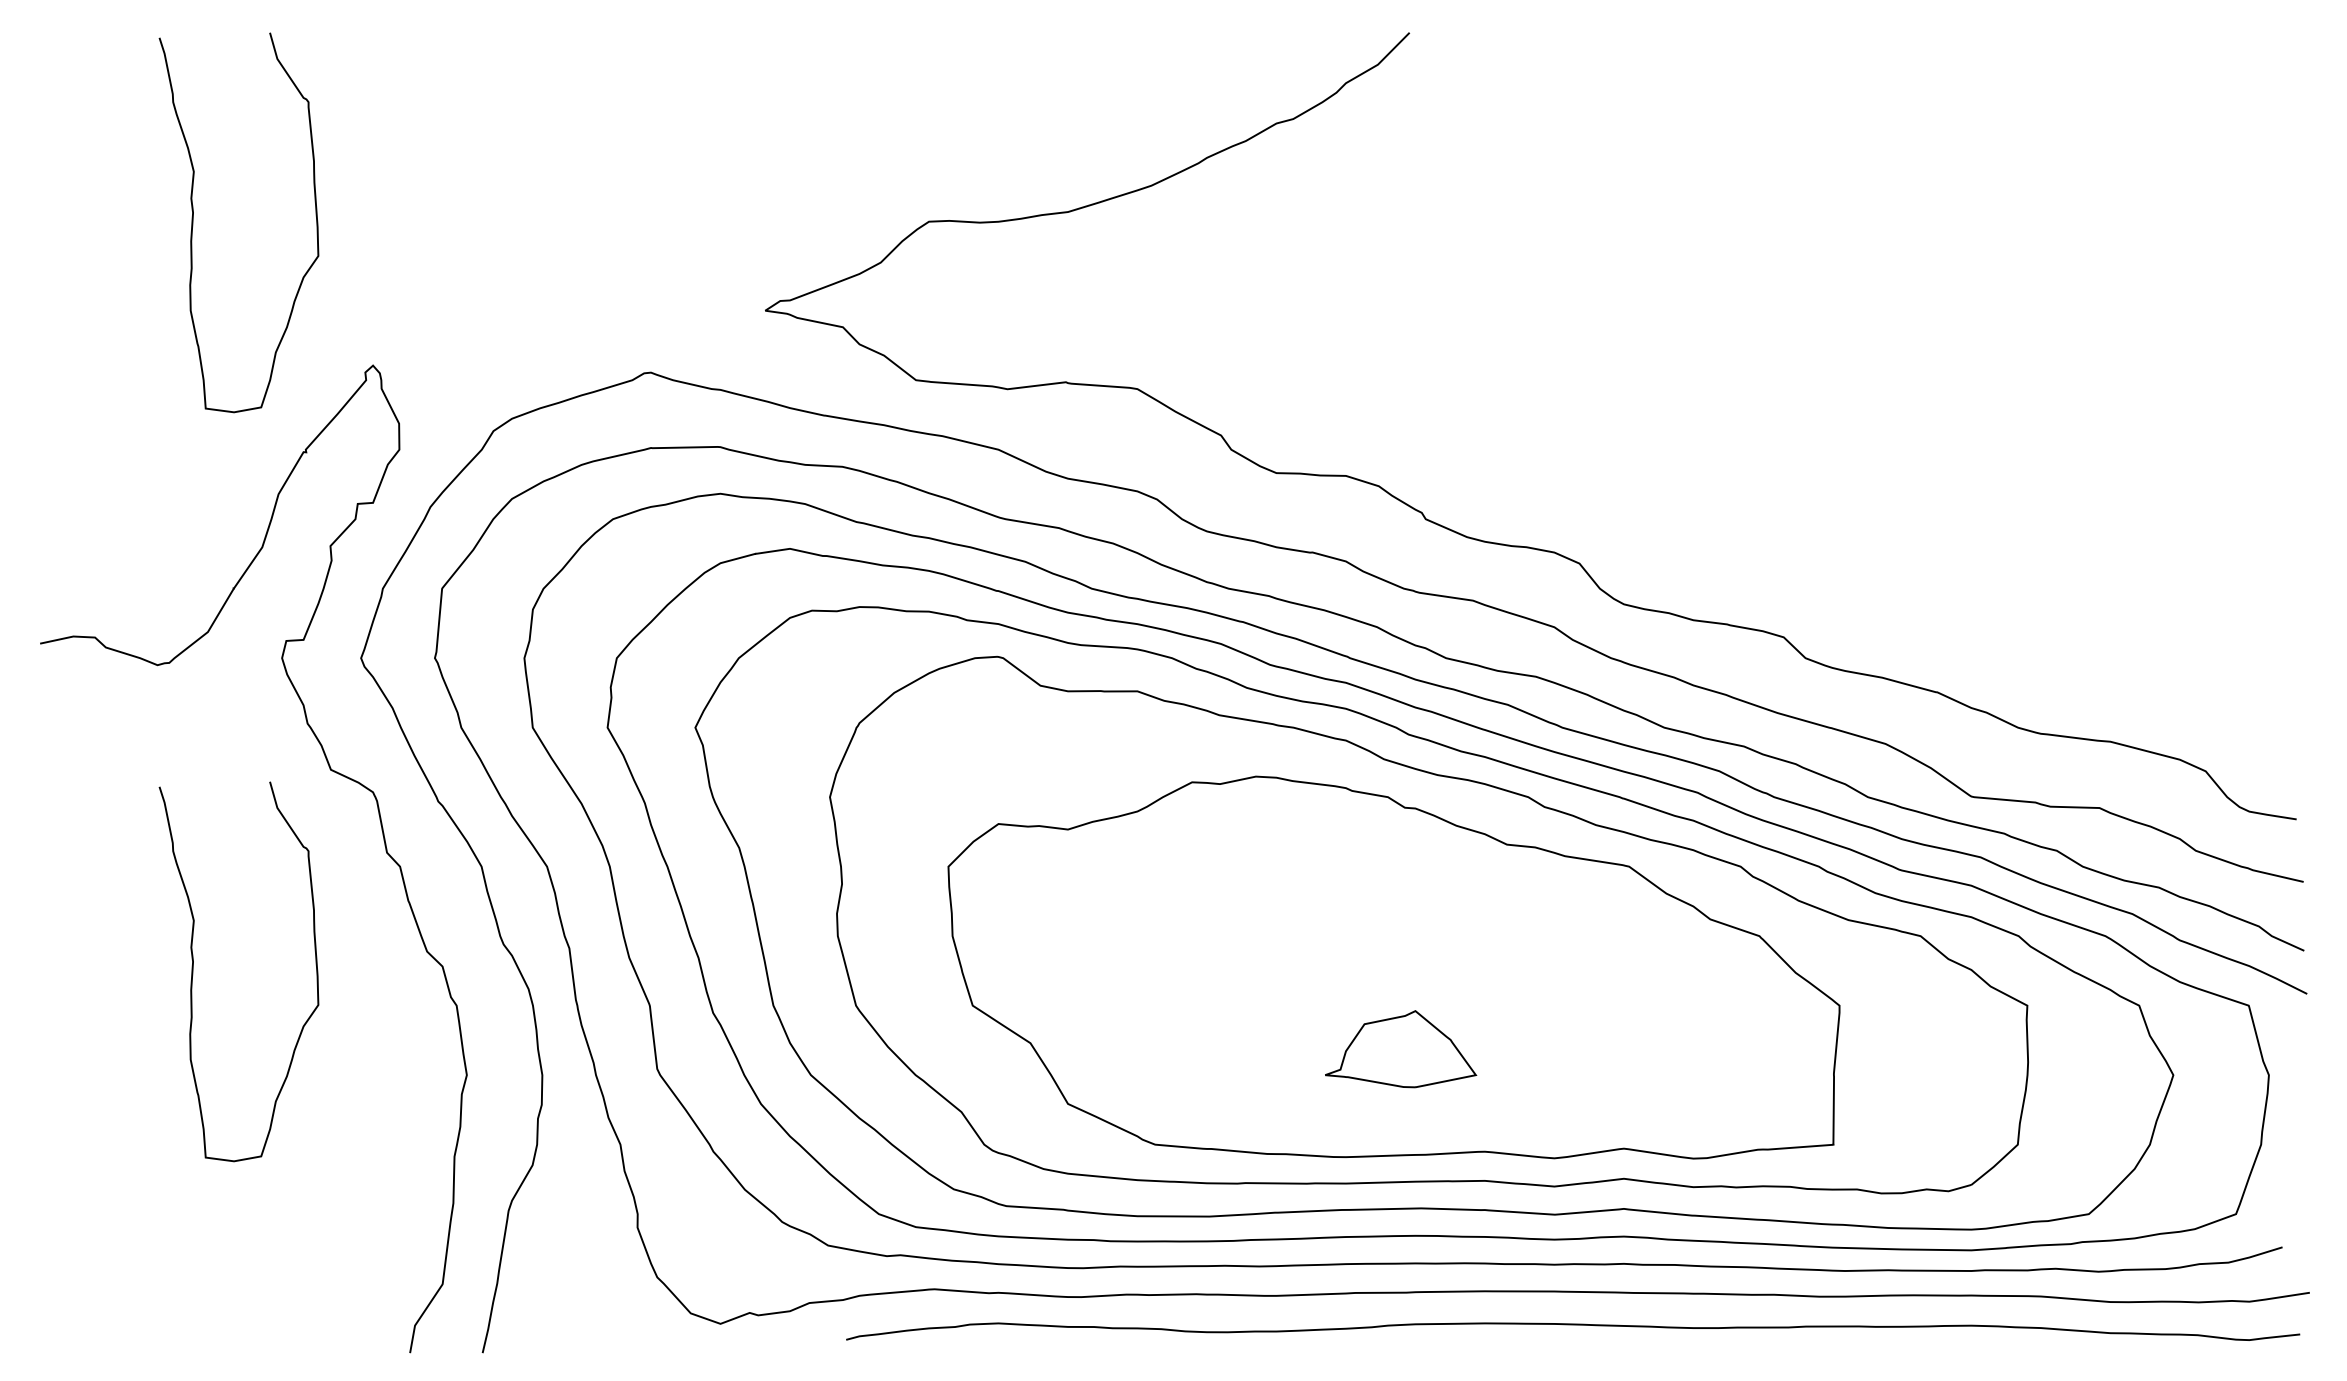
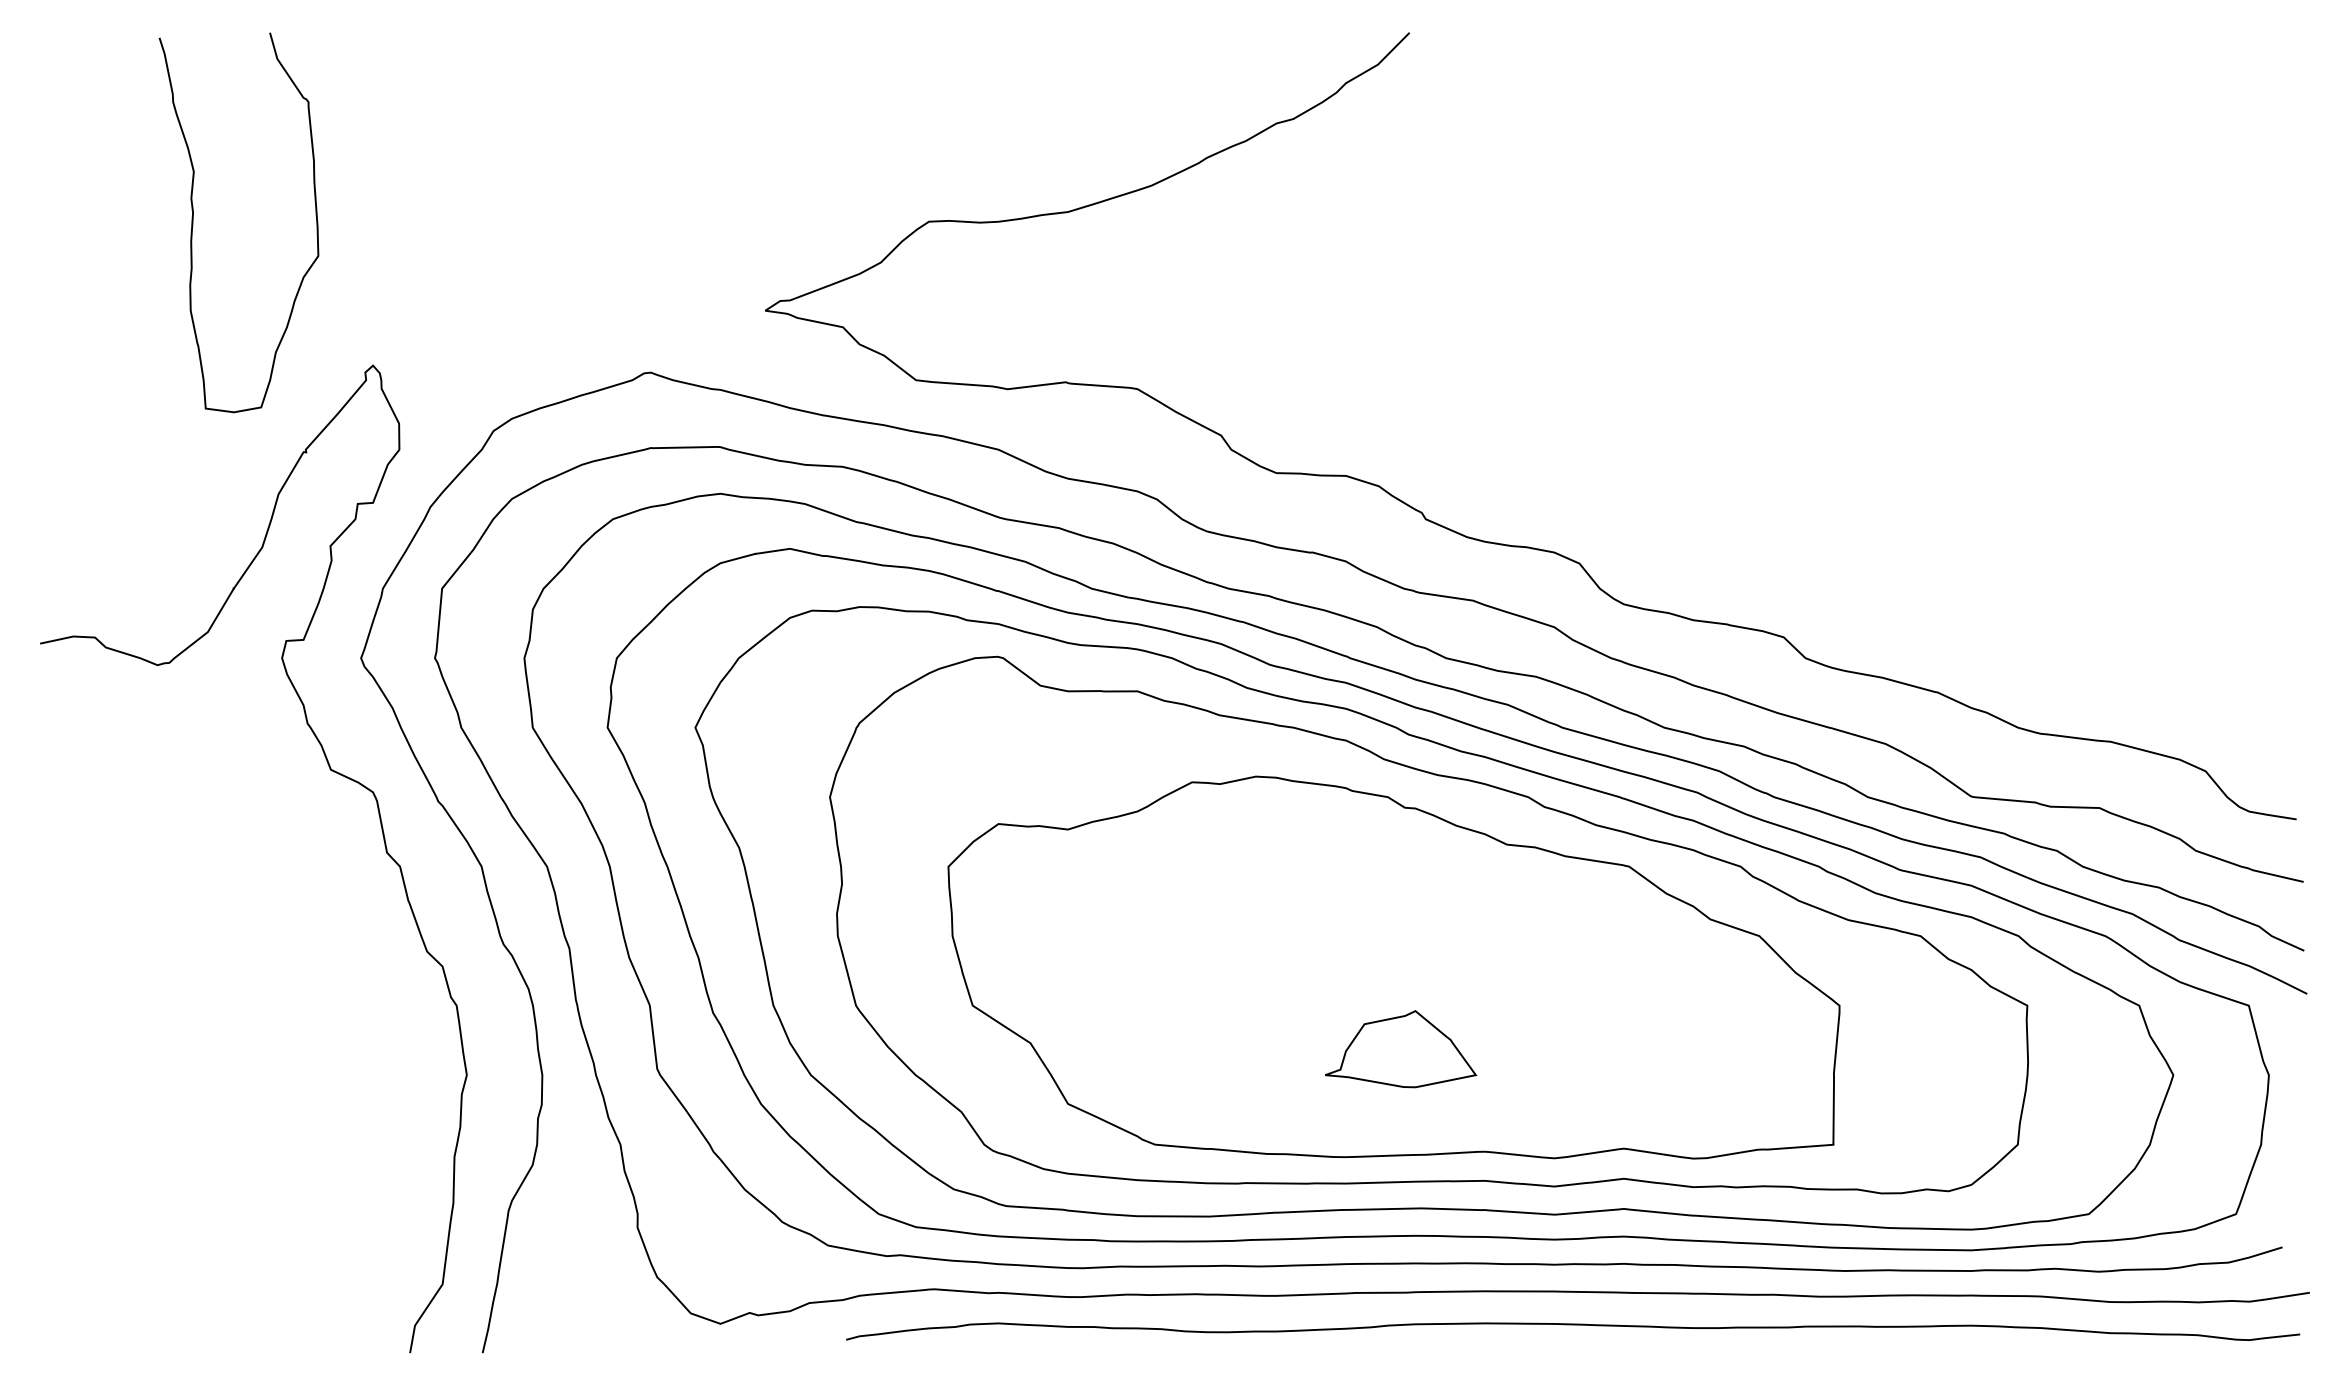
curve: present -> none (193, 971)
